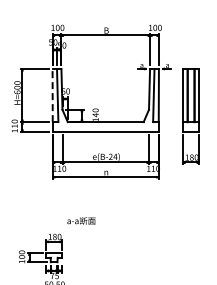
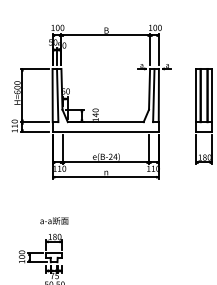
line: dashed -> solid (52, 95)
part position: (190, 116) -> (203, 116) (203, 116)
text position: (81, 220) -> (54, 220) (54, 220)
